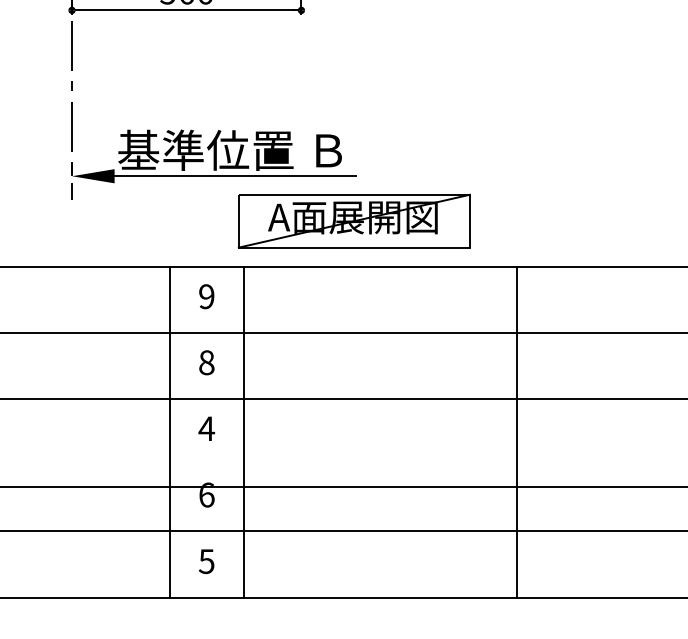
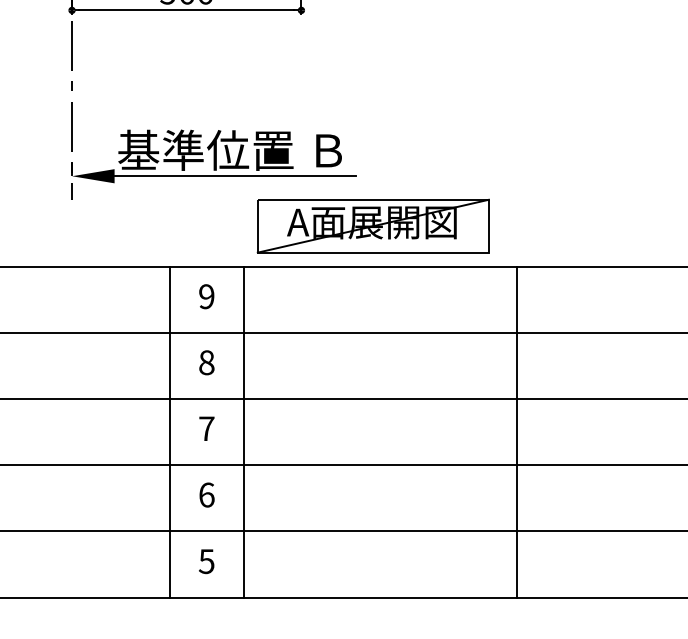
part position: (353, 220) -> (372, 225) (372, 225)
text: 4 -> 7 (206, 428)
line position: (343, 487) -> (343, 465) (343, 465)
